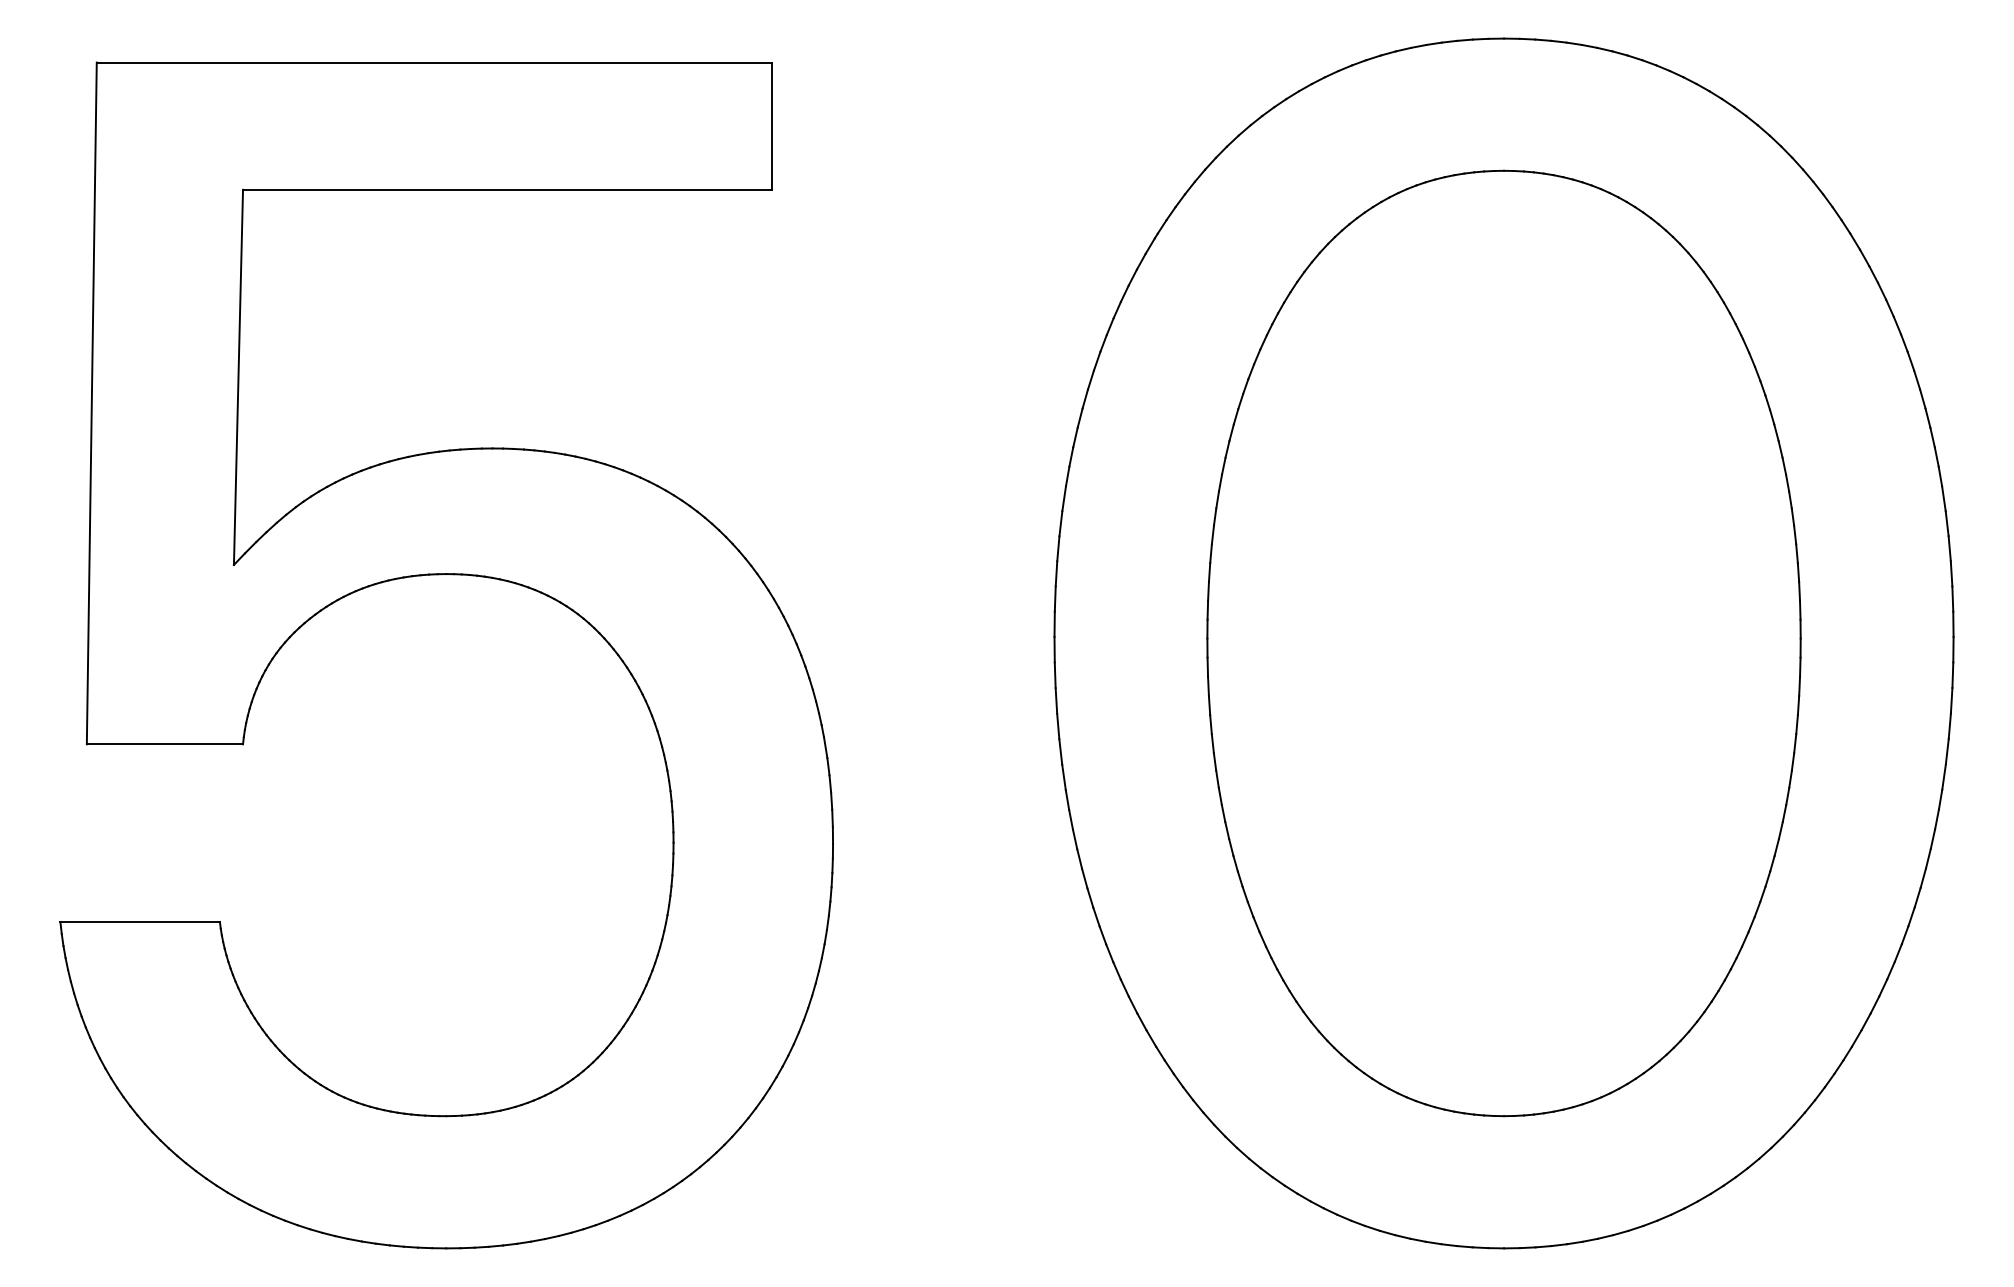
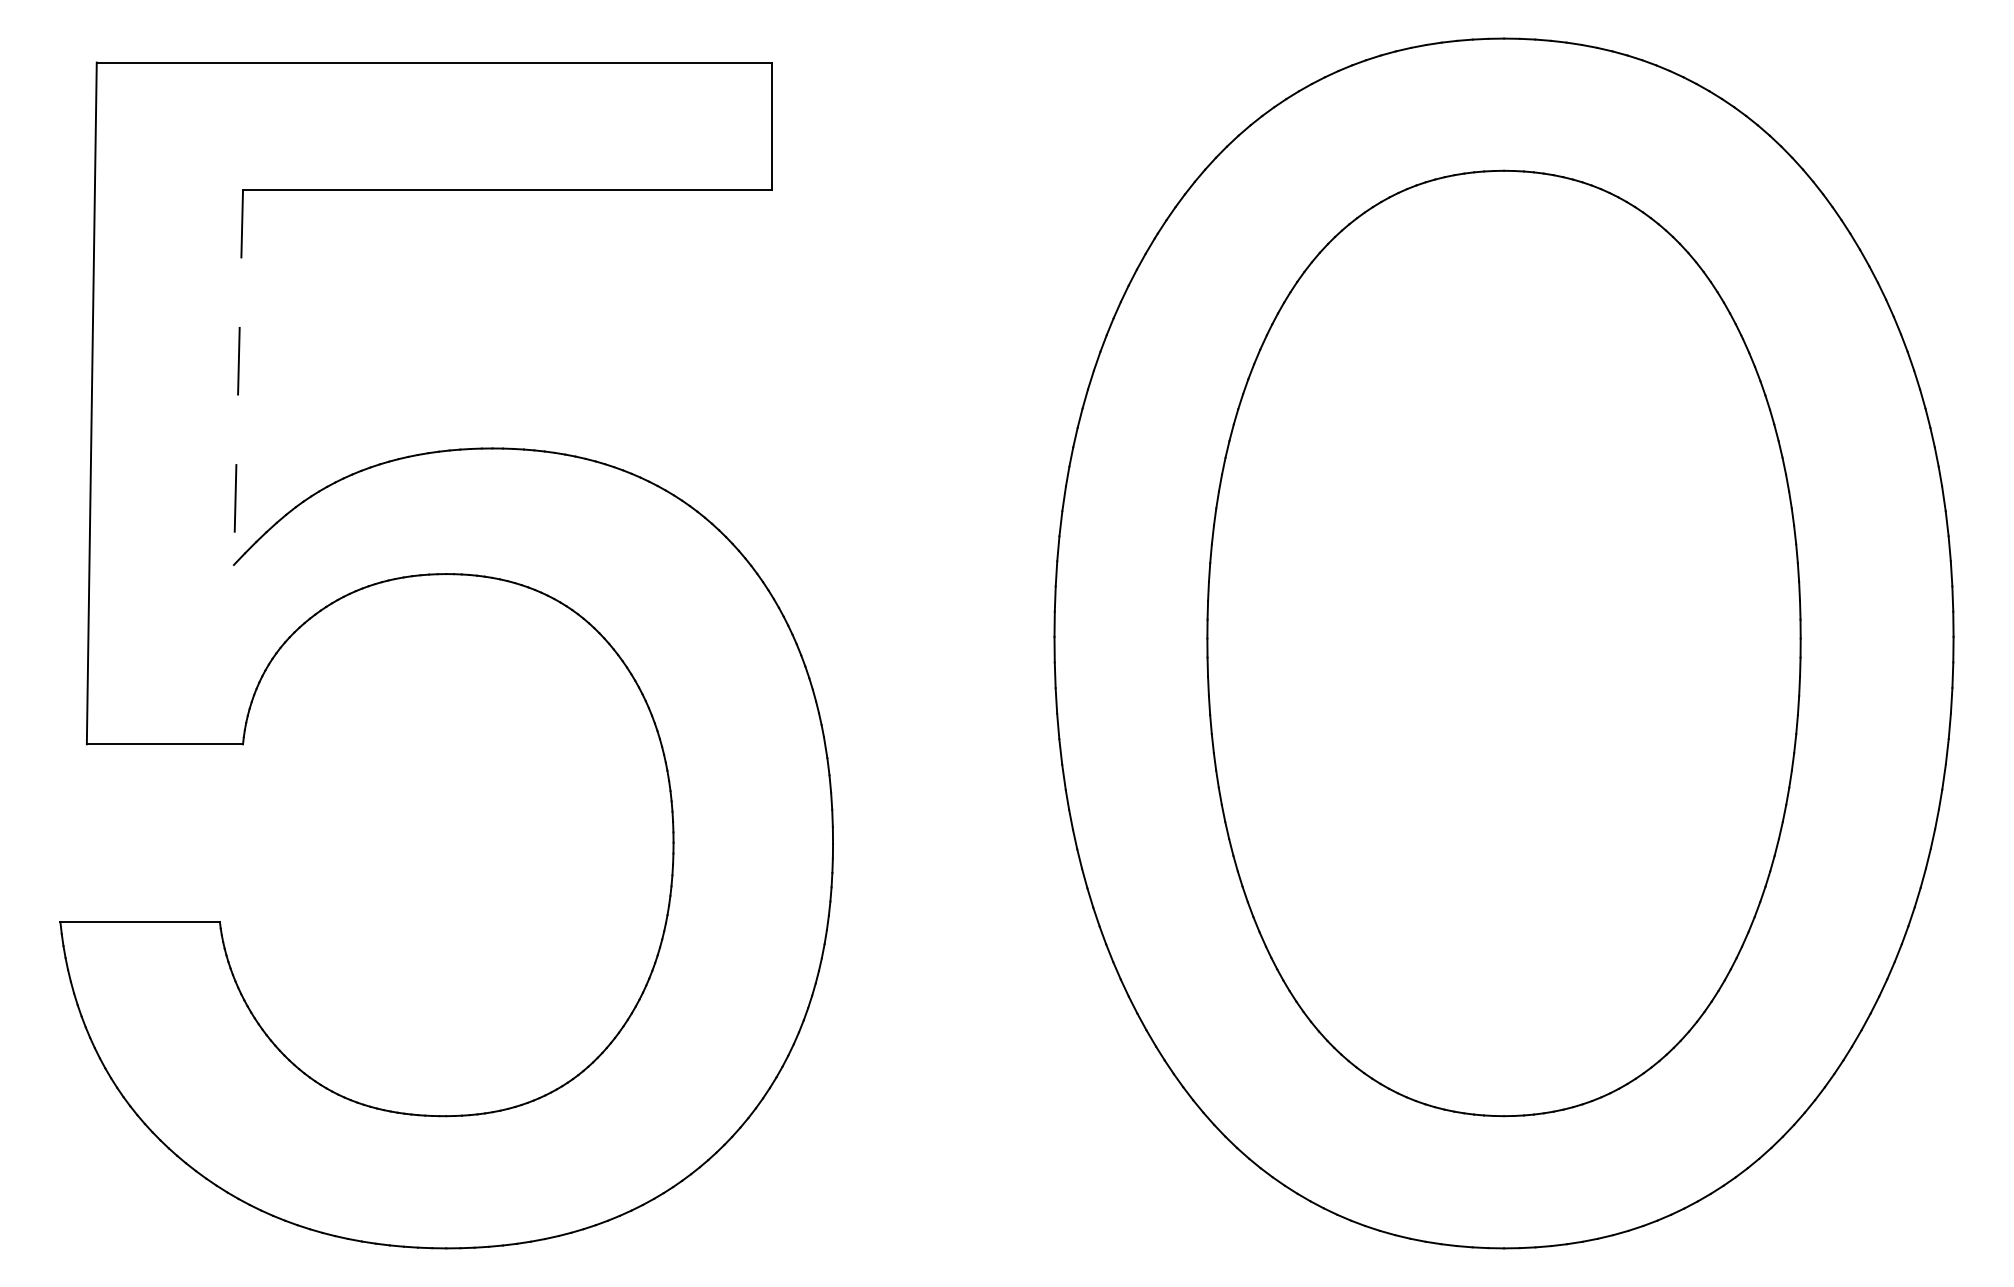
line: solid -> dashed (238, 377)
